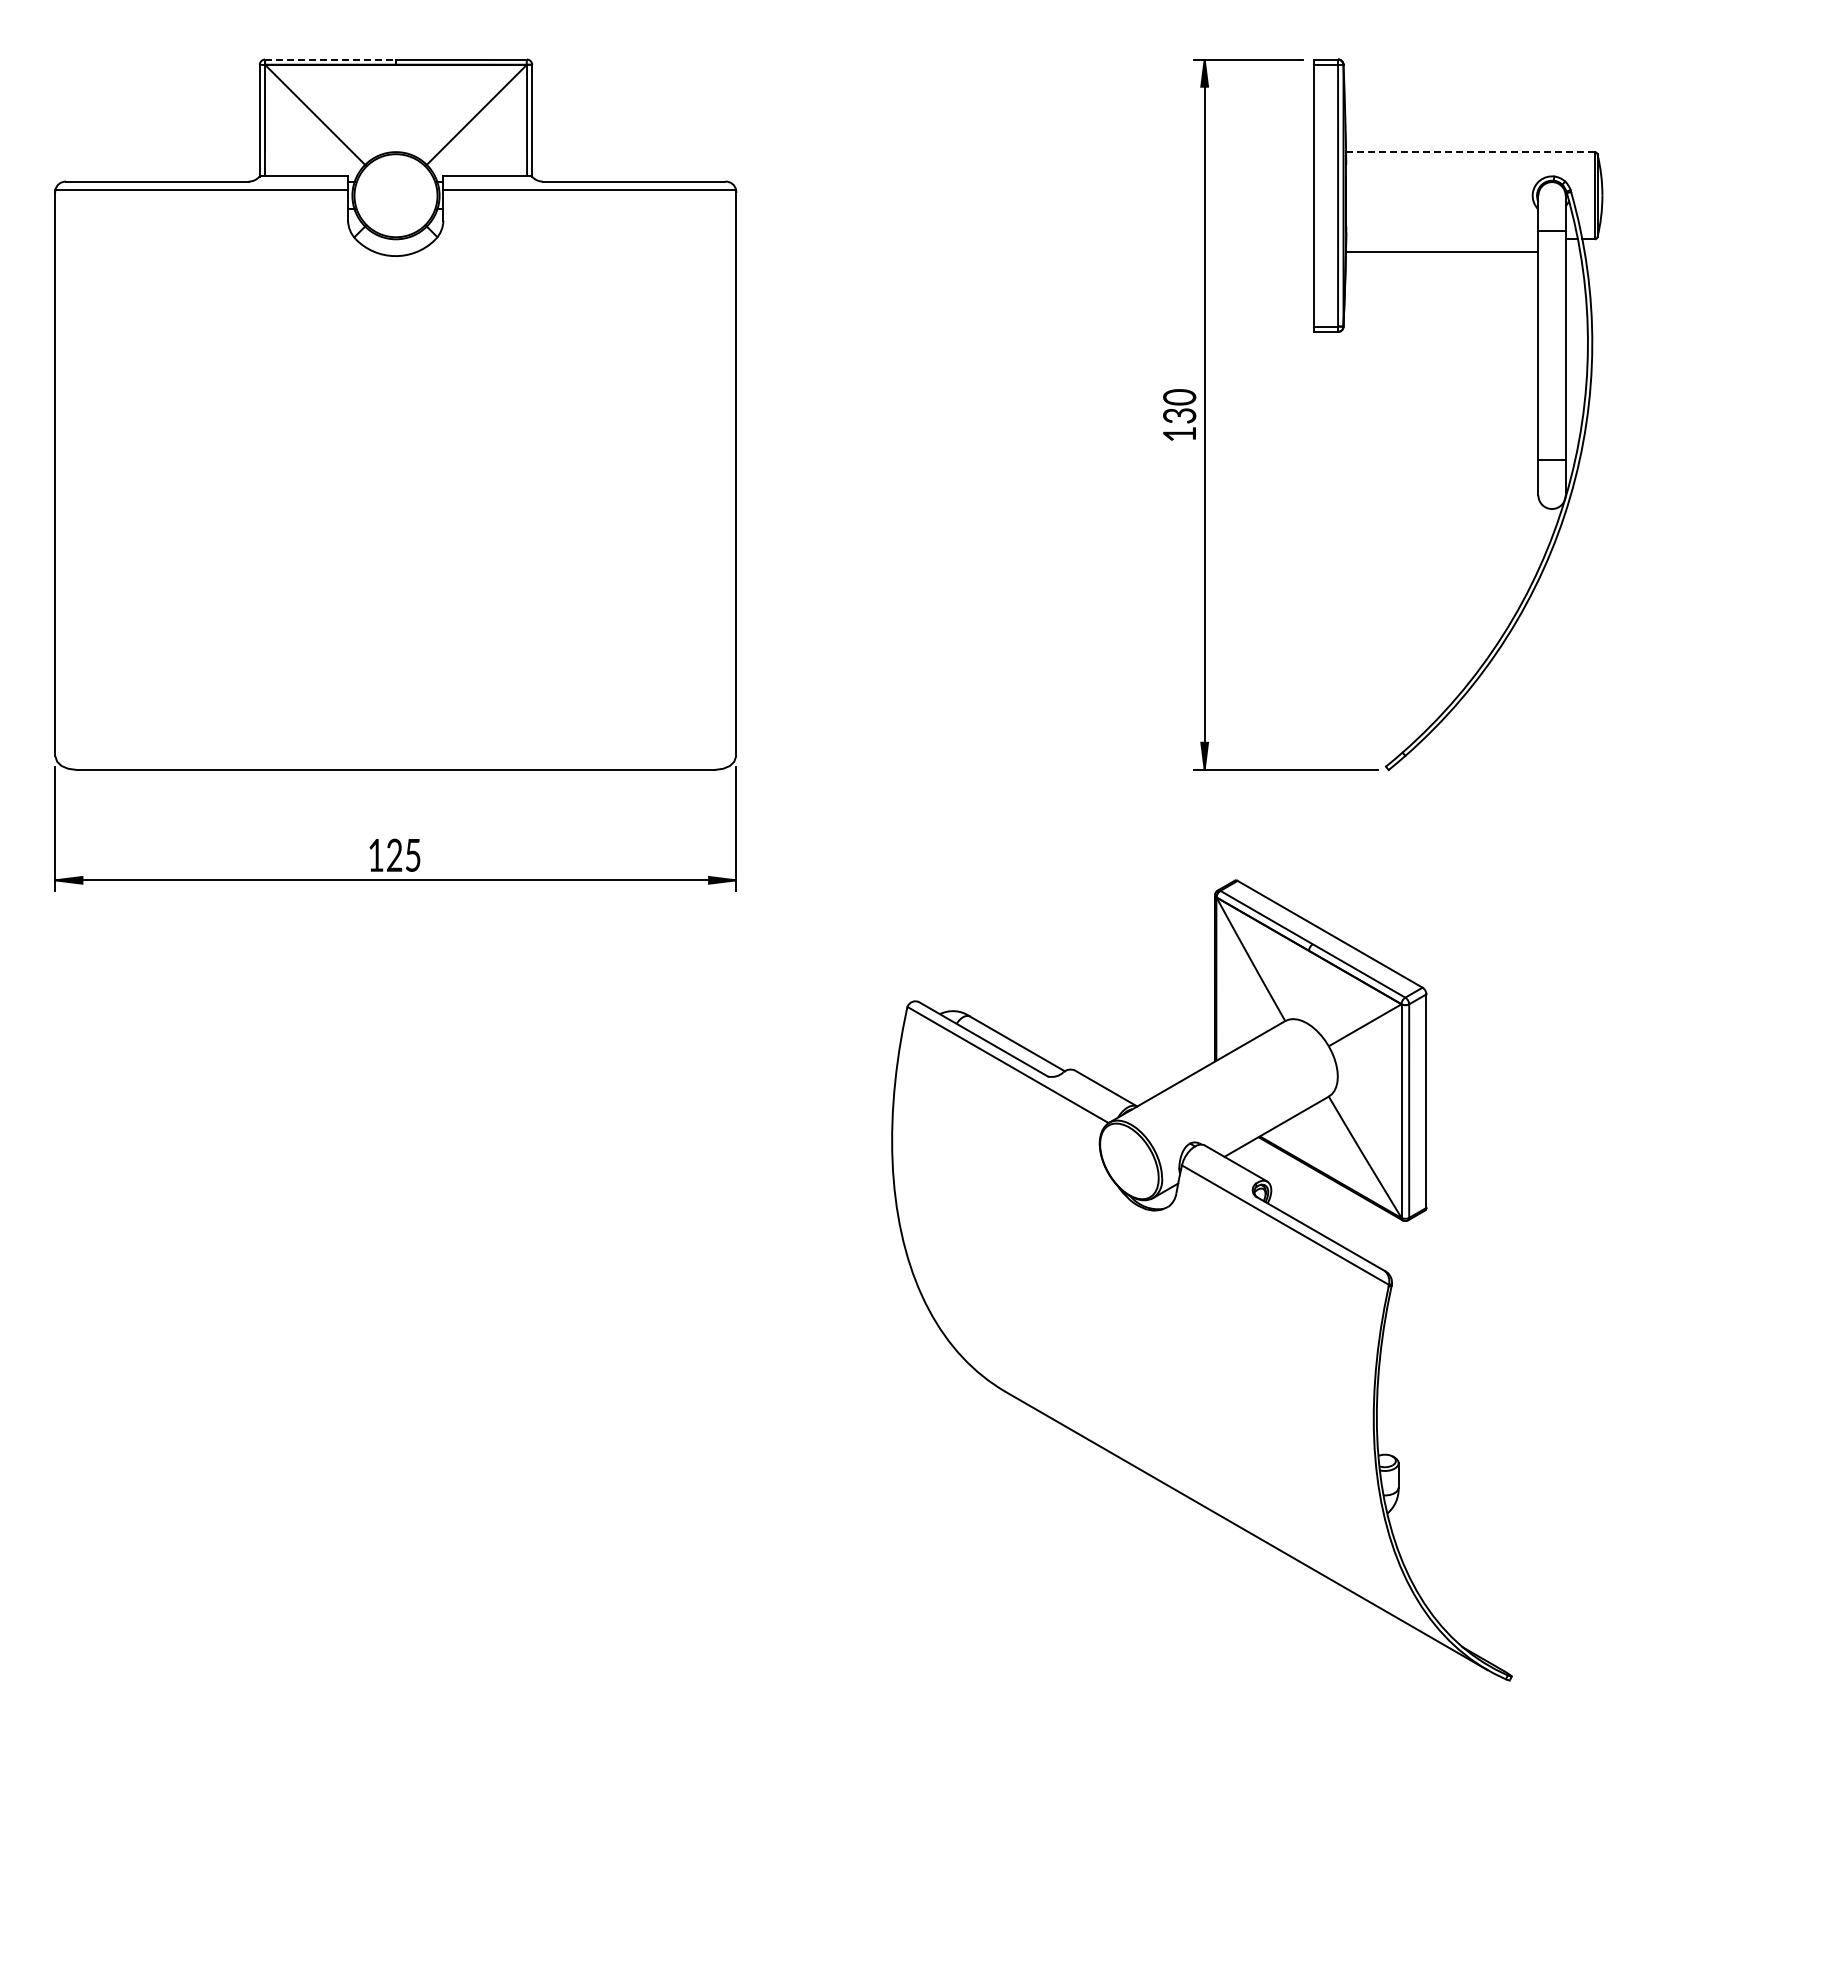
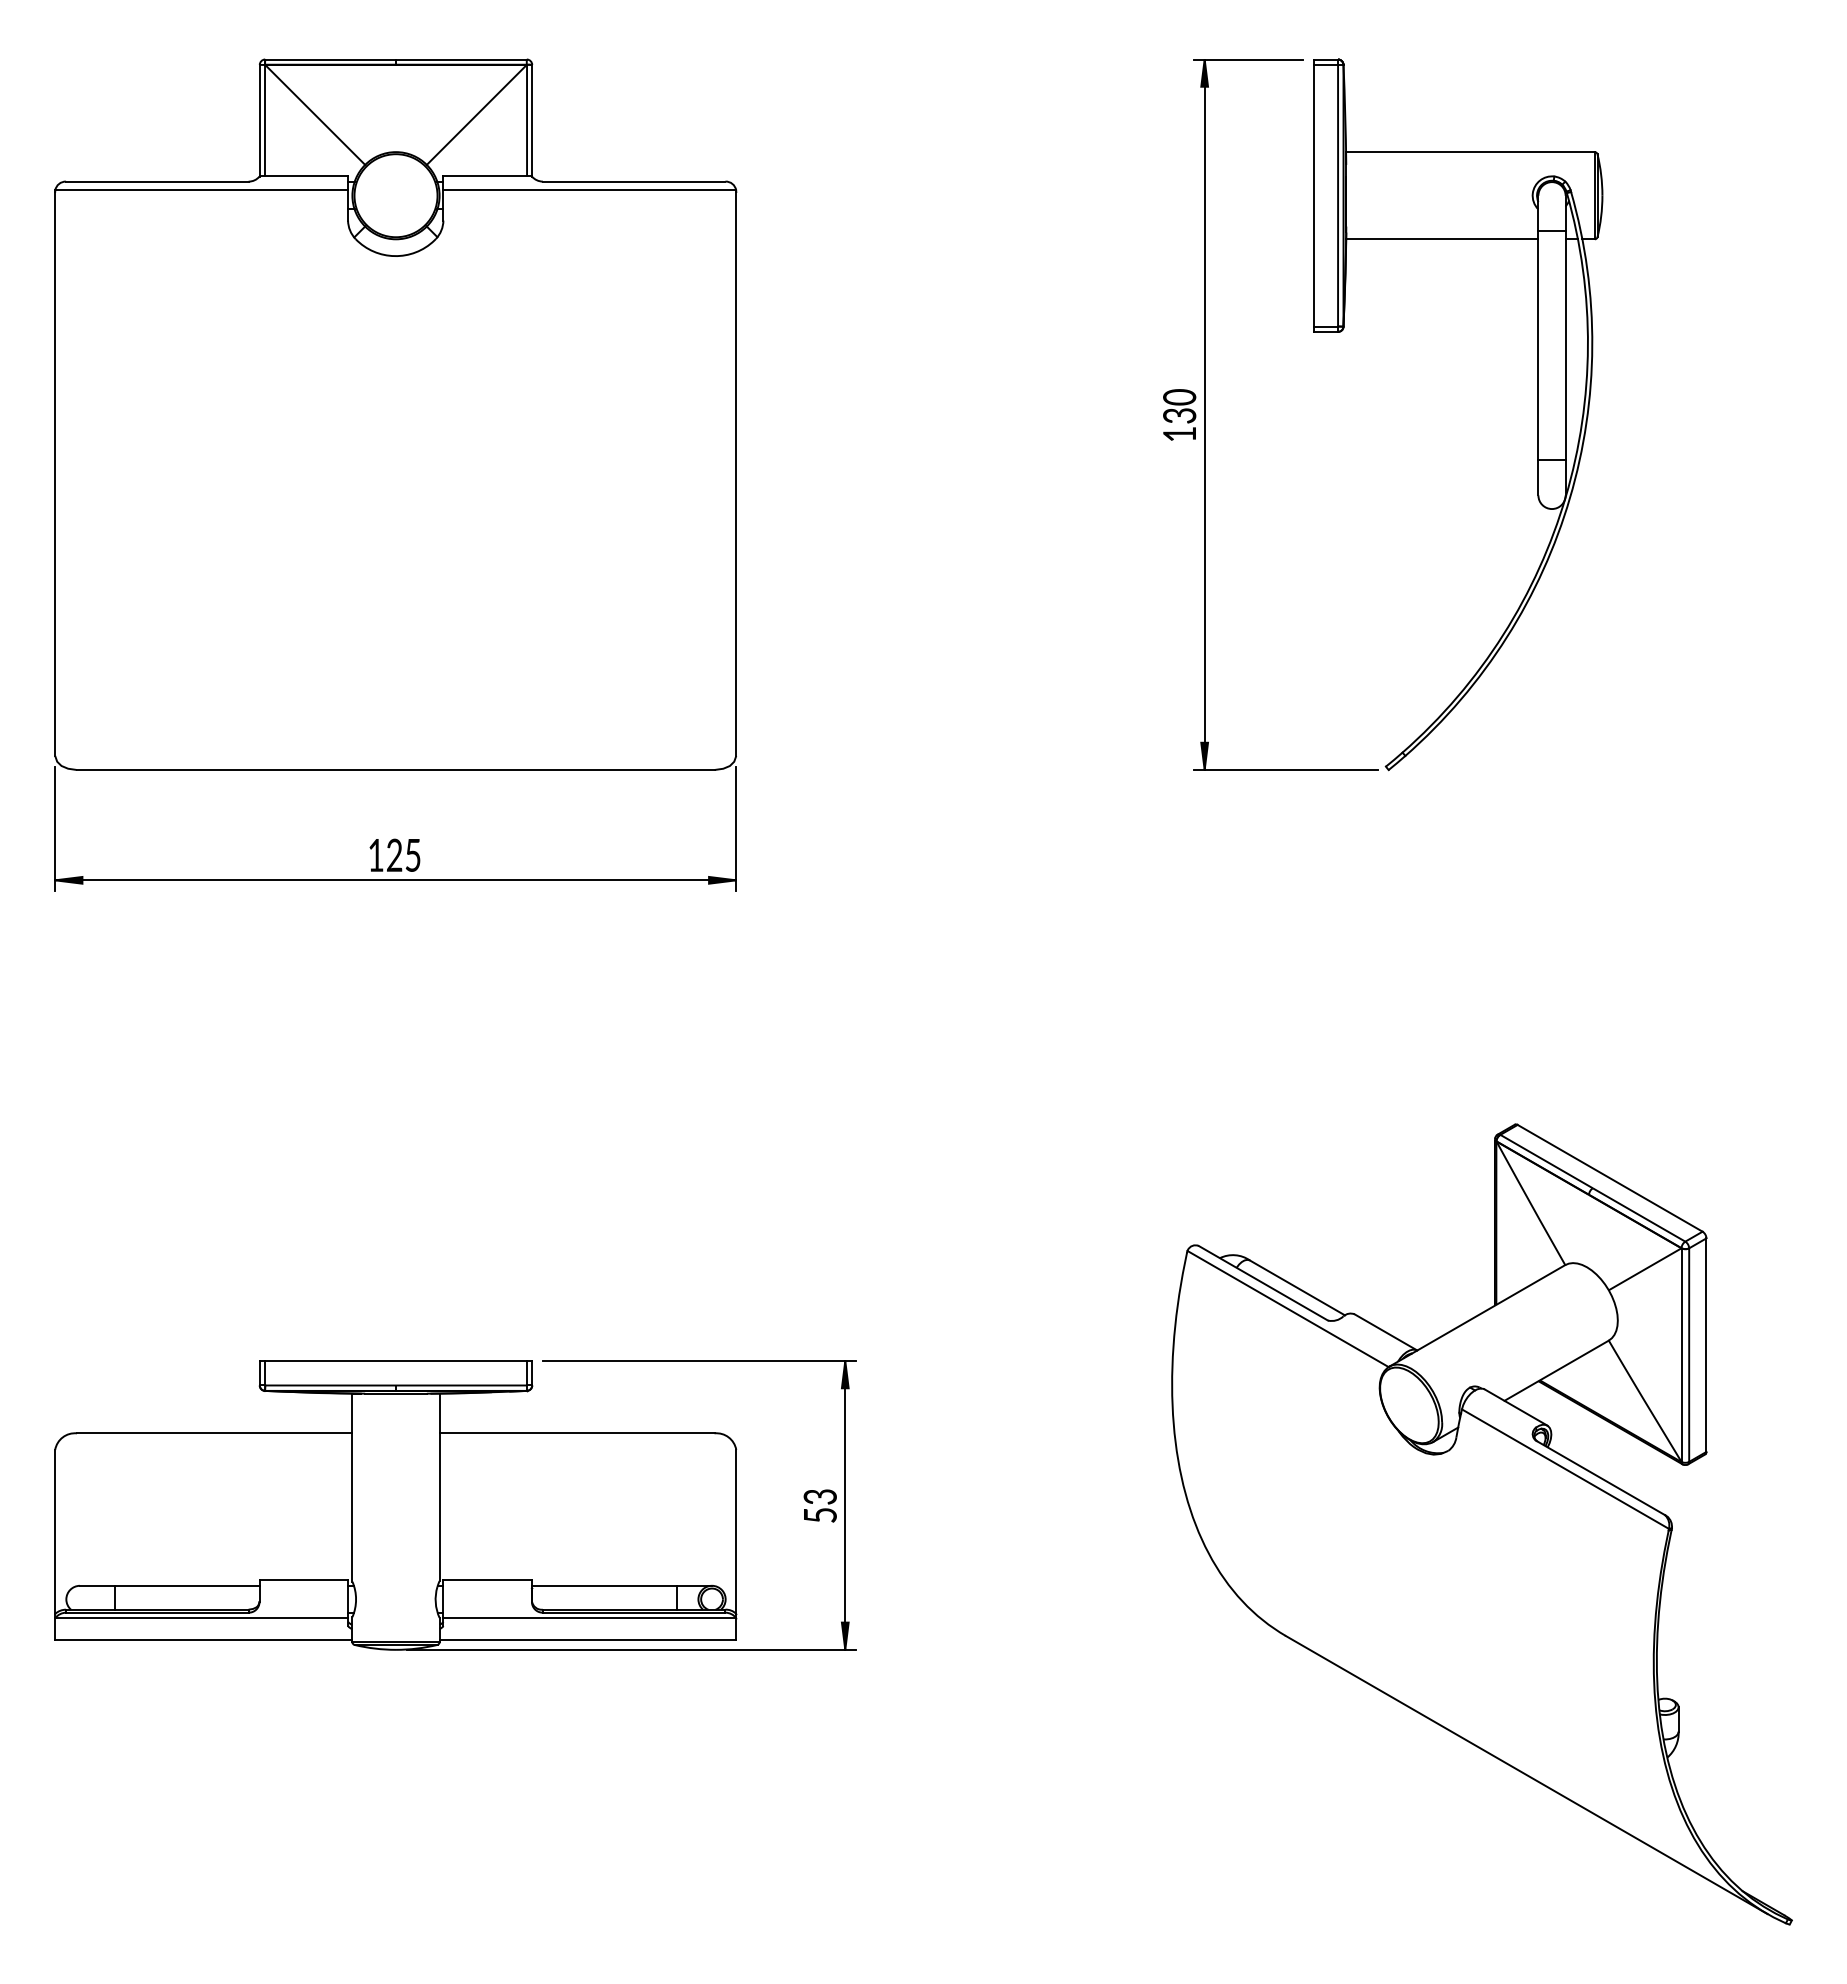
line: dashed -> solid (331, 59)
line: dashed -> solid (1470, 152)
line position: (1442, 252) -> (1442, 239) (1442, 239)
part position: (1201, 1280) -> (1481, 1524) (1481, 1524)
part: none -> present (455, 1505)
